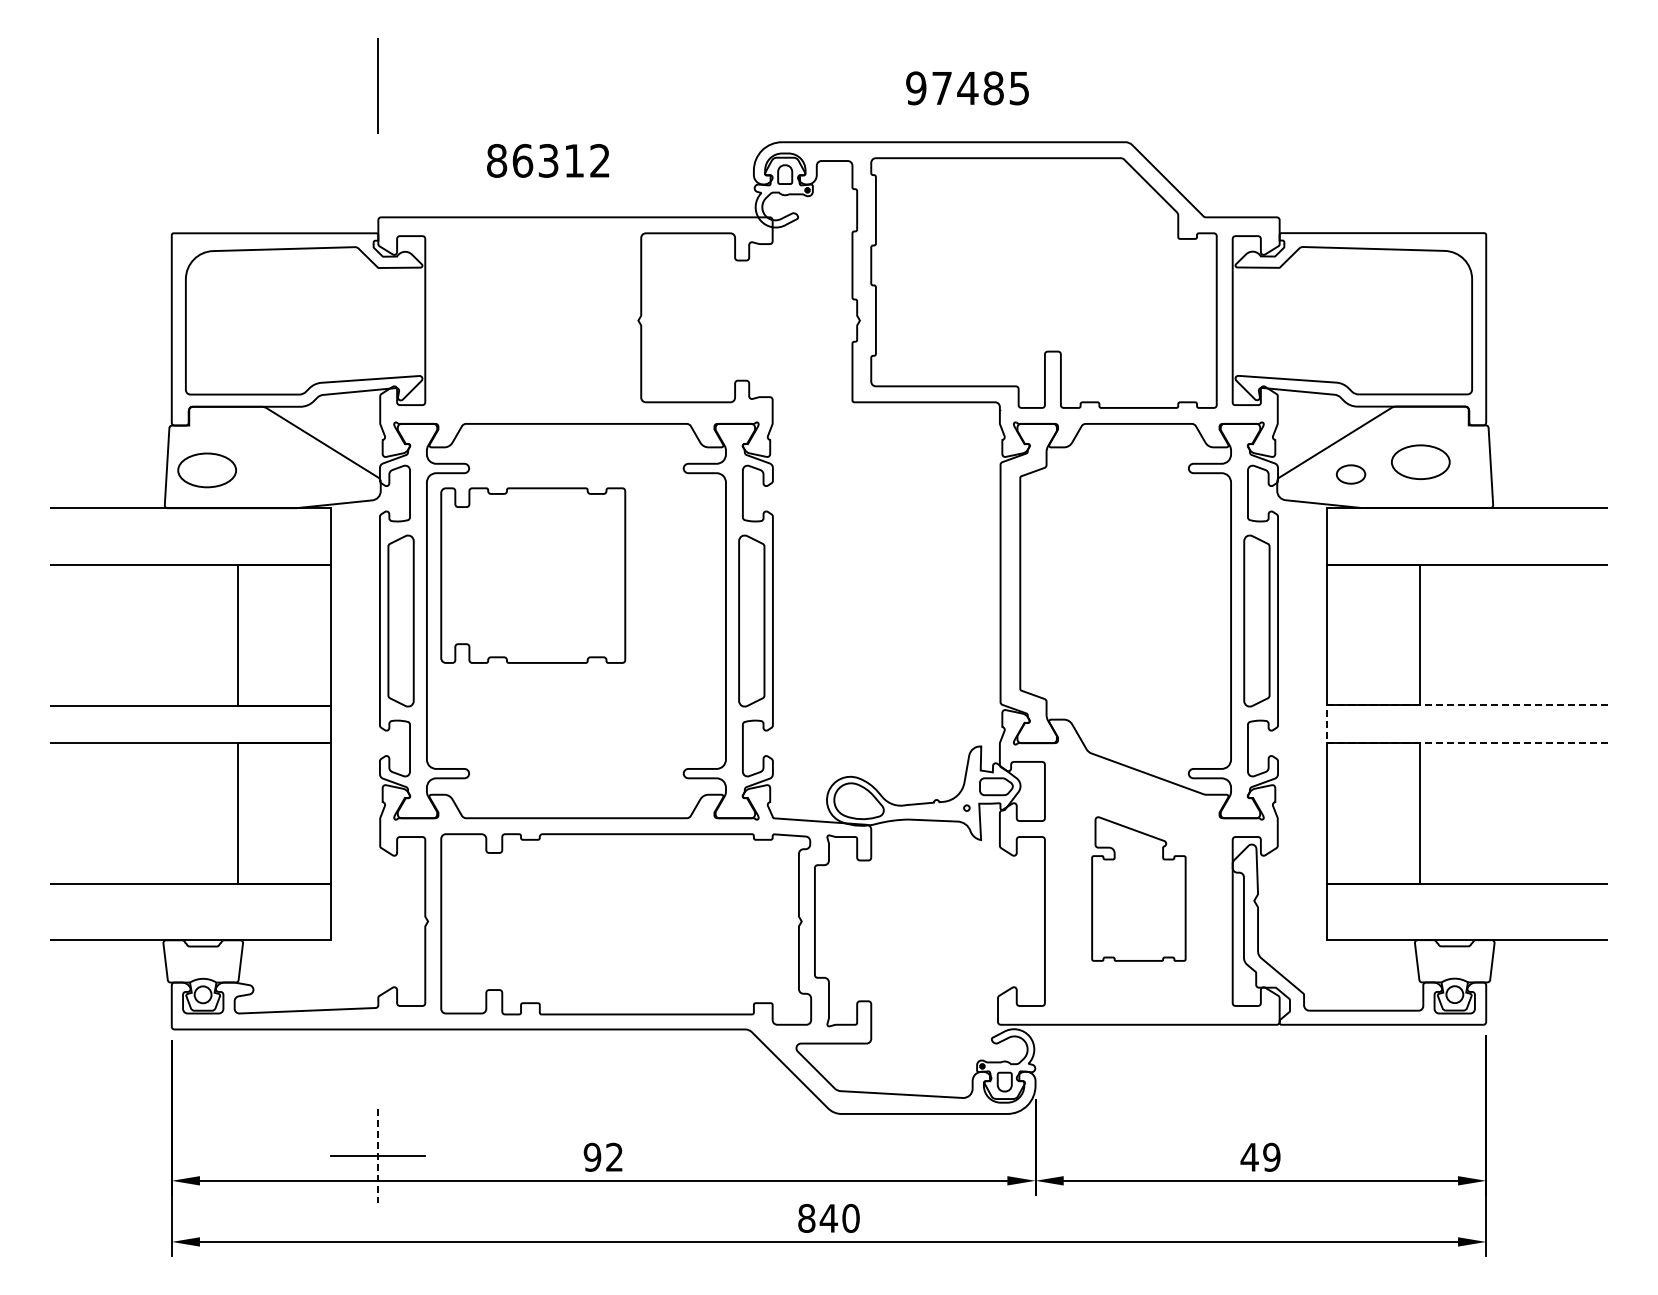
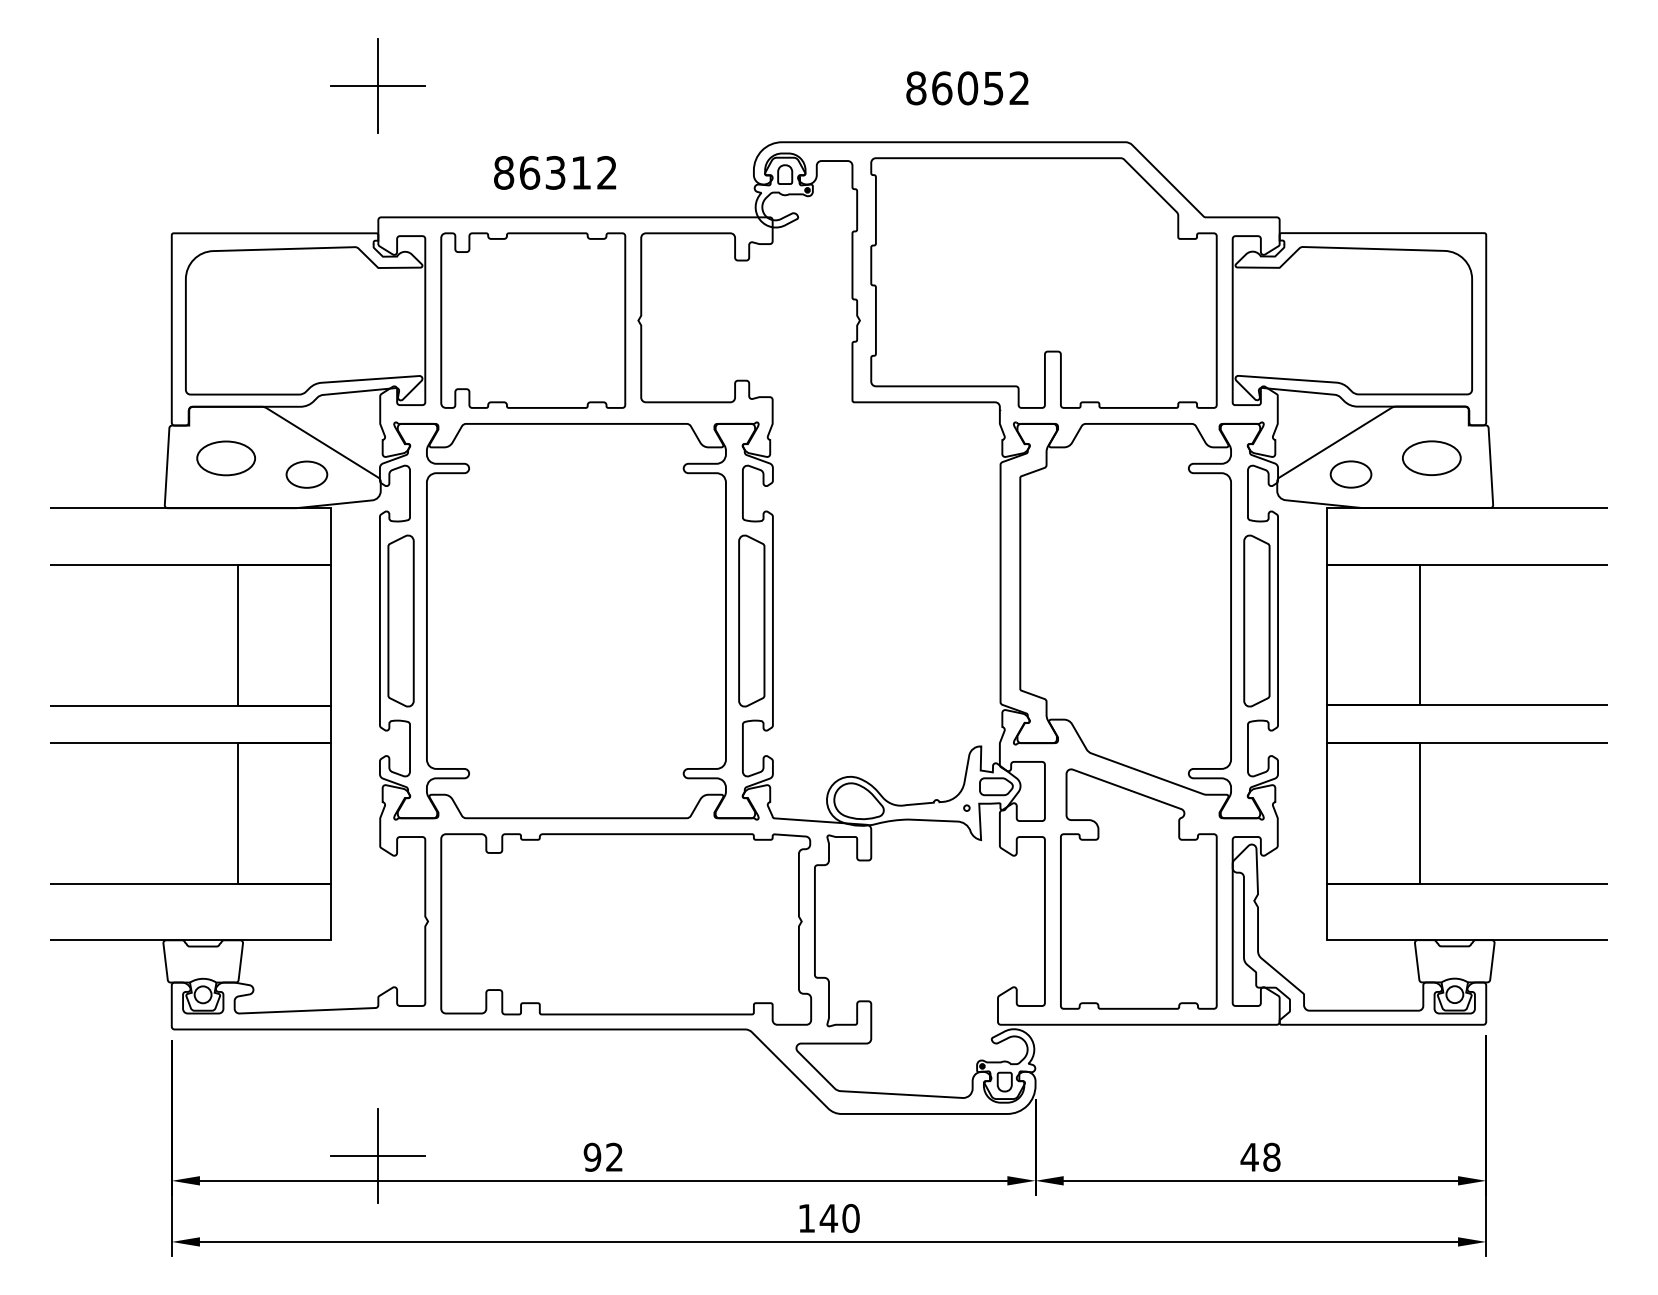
line: none -> present (378, 85)
text: 97485 -> 86052 (967, 88)
text position: (548, 160) -> (555, 172) (555, 172)
part position: (1420, 461) -> (1431, 457) (1431, 457)
part position: (206, 470) -> (225, 458) (225, 458)
part: none -> present (306, 474)
part size: 32x21 px -> 44x29 px (1350, 474)
part position: (533, 575) -> (533, 320) (533, 320)
line: dashed -> solid (1326, 724)
part size: 96x146 px -> 158x242 px (1138, 888)
line: dashed -> solid (378, 1156)
text: 49 -> 48 (1271, 1156)
text: 840 -> 140 (806, 1218)
